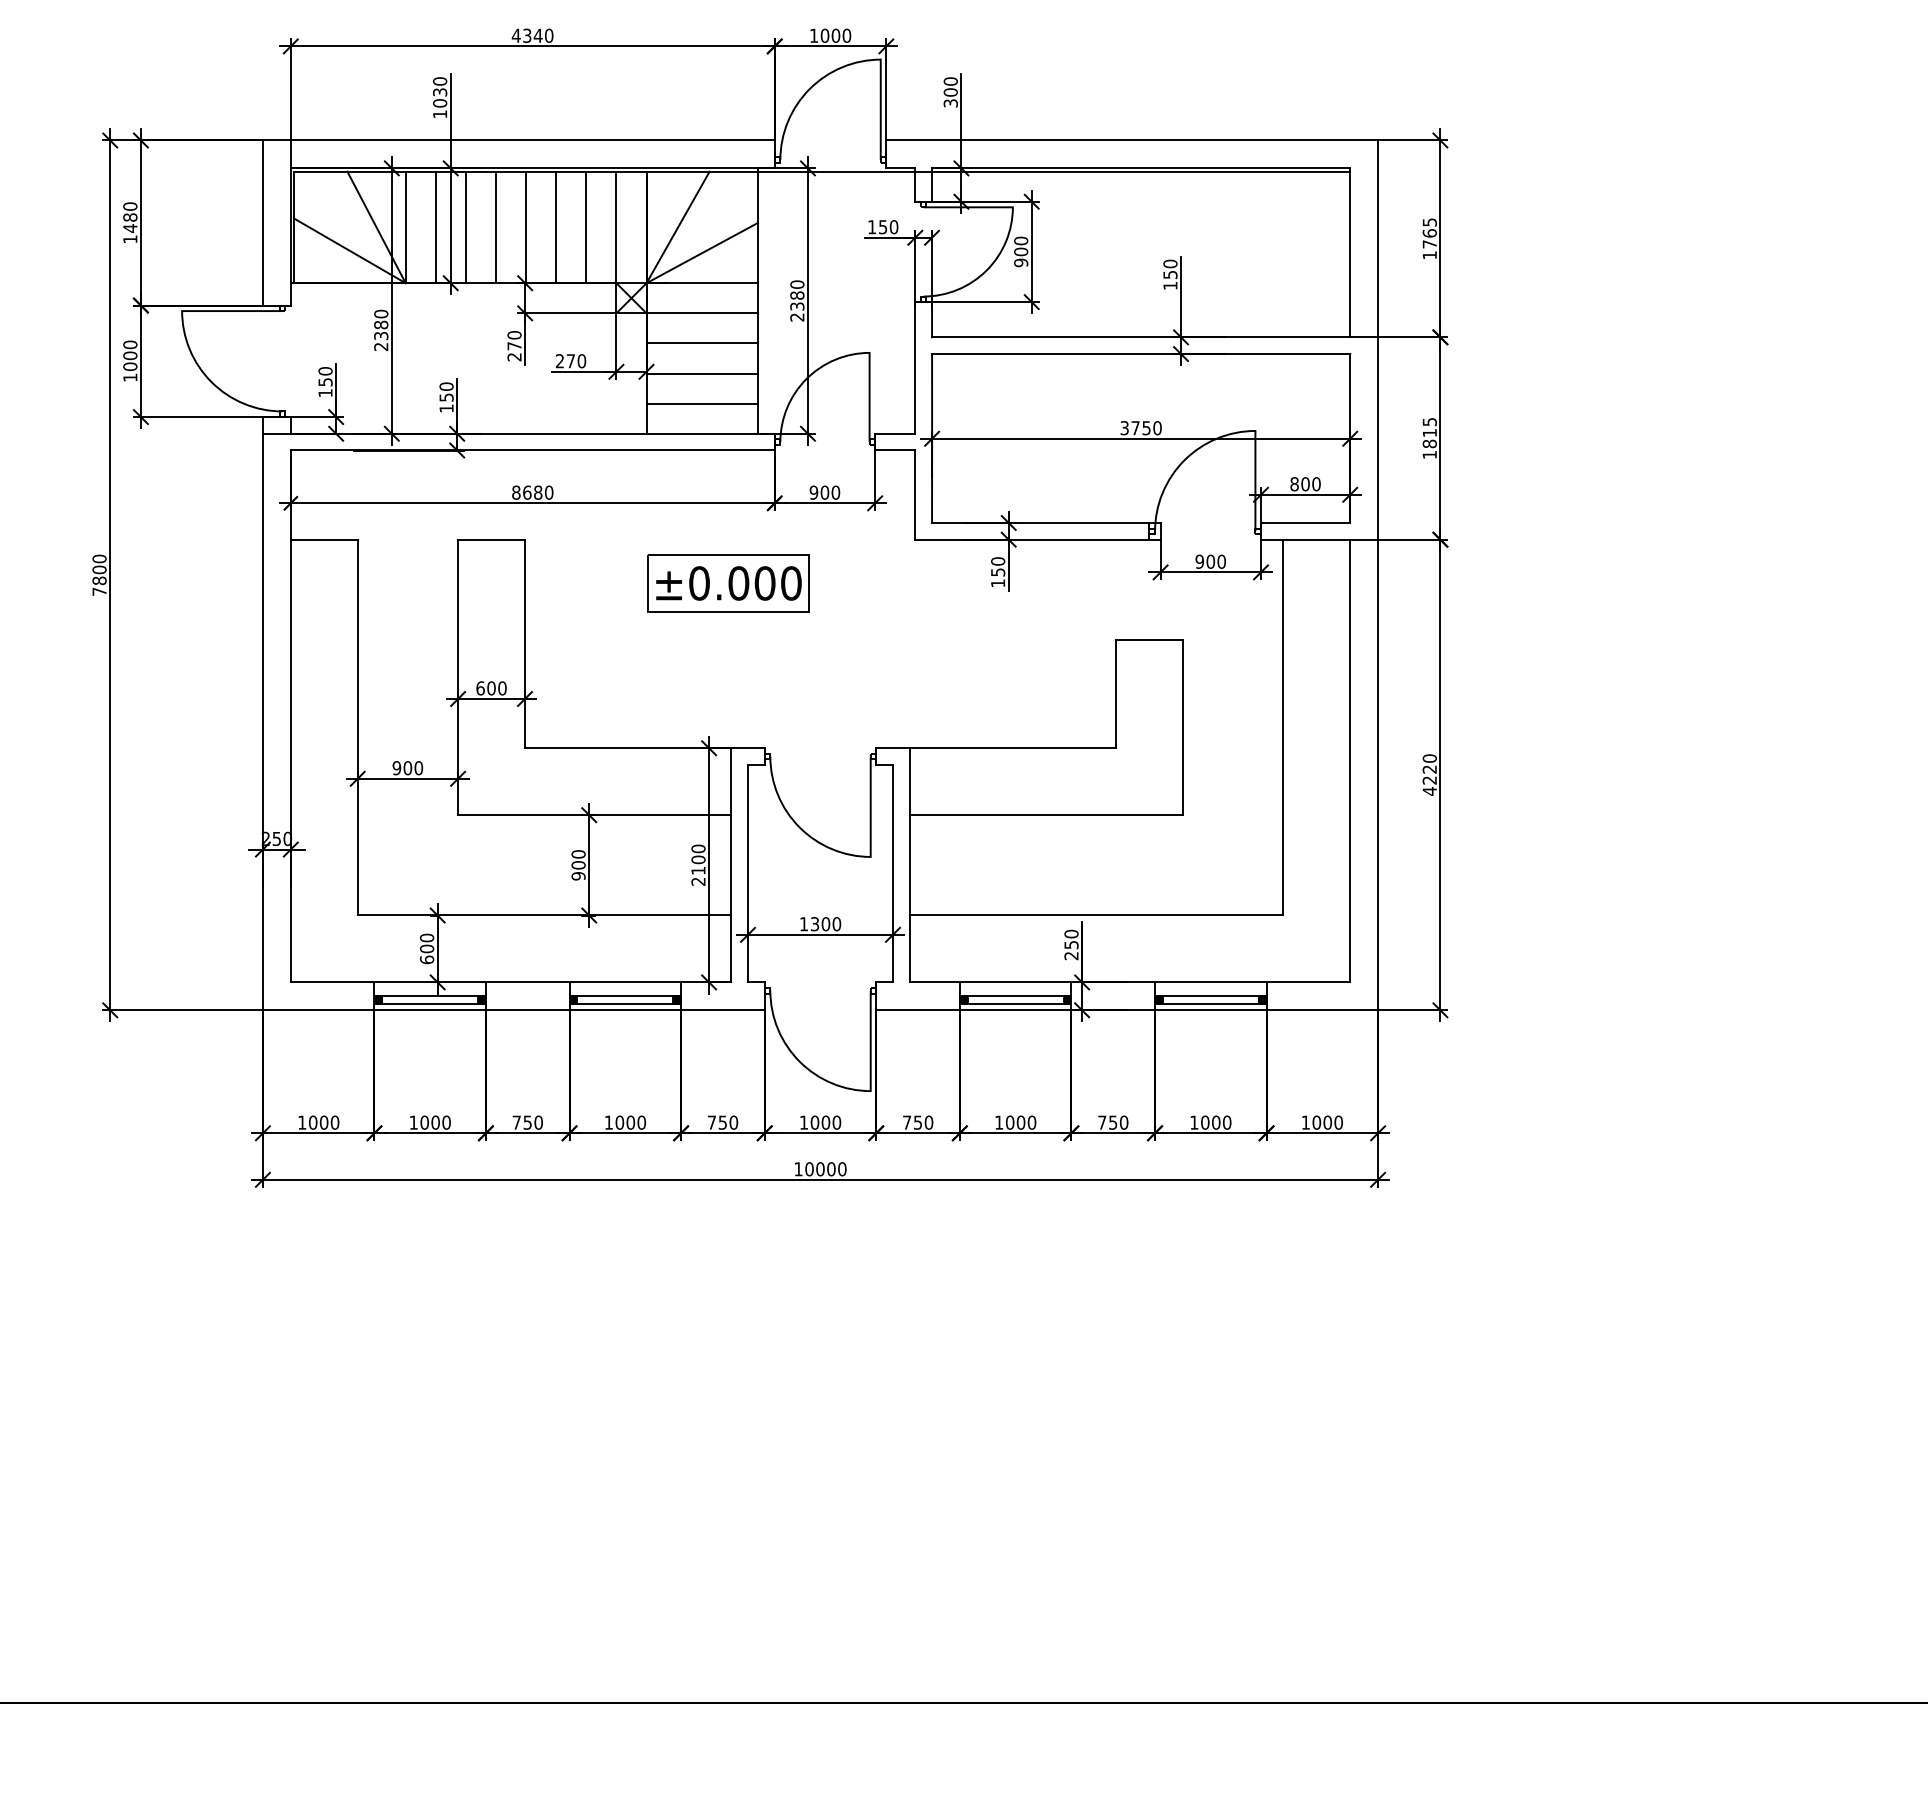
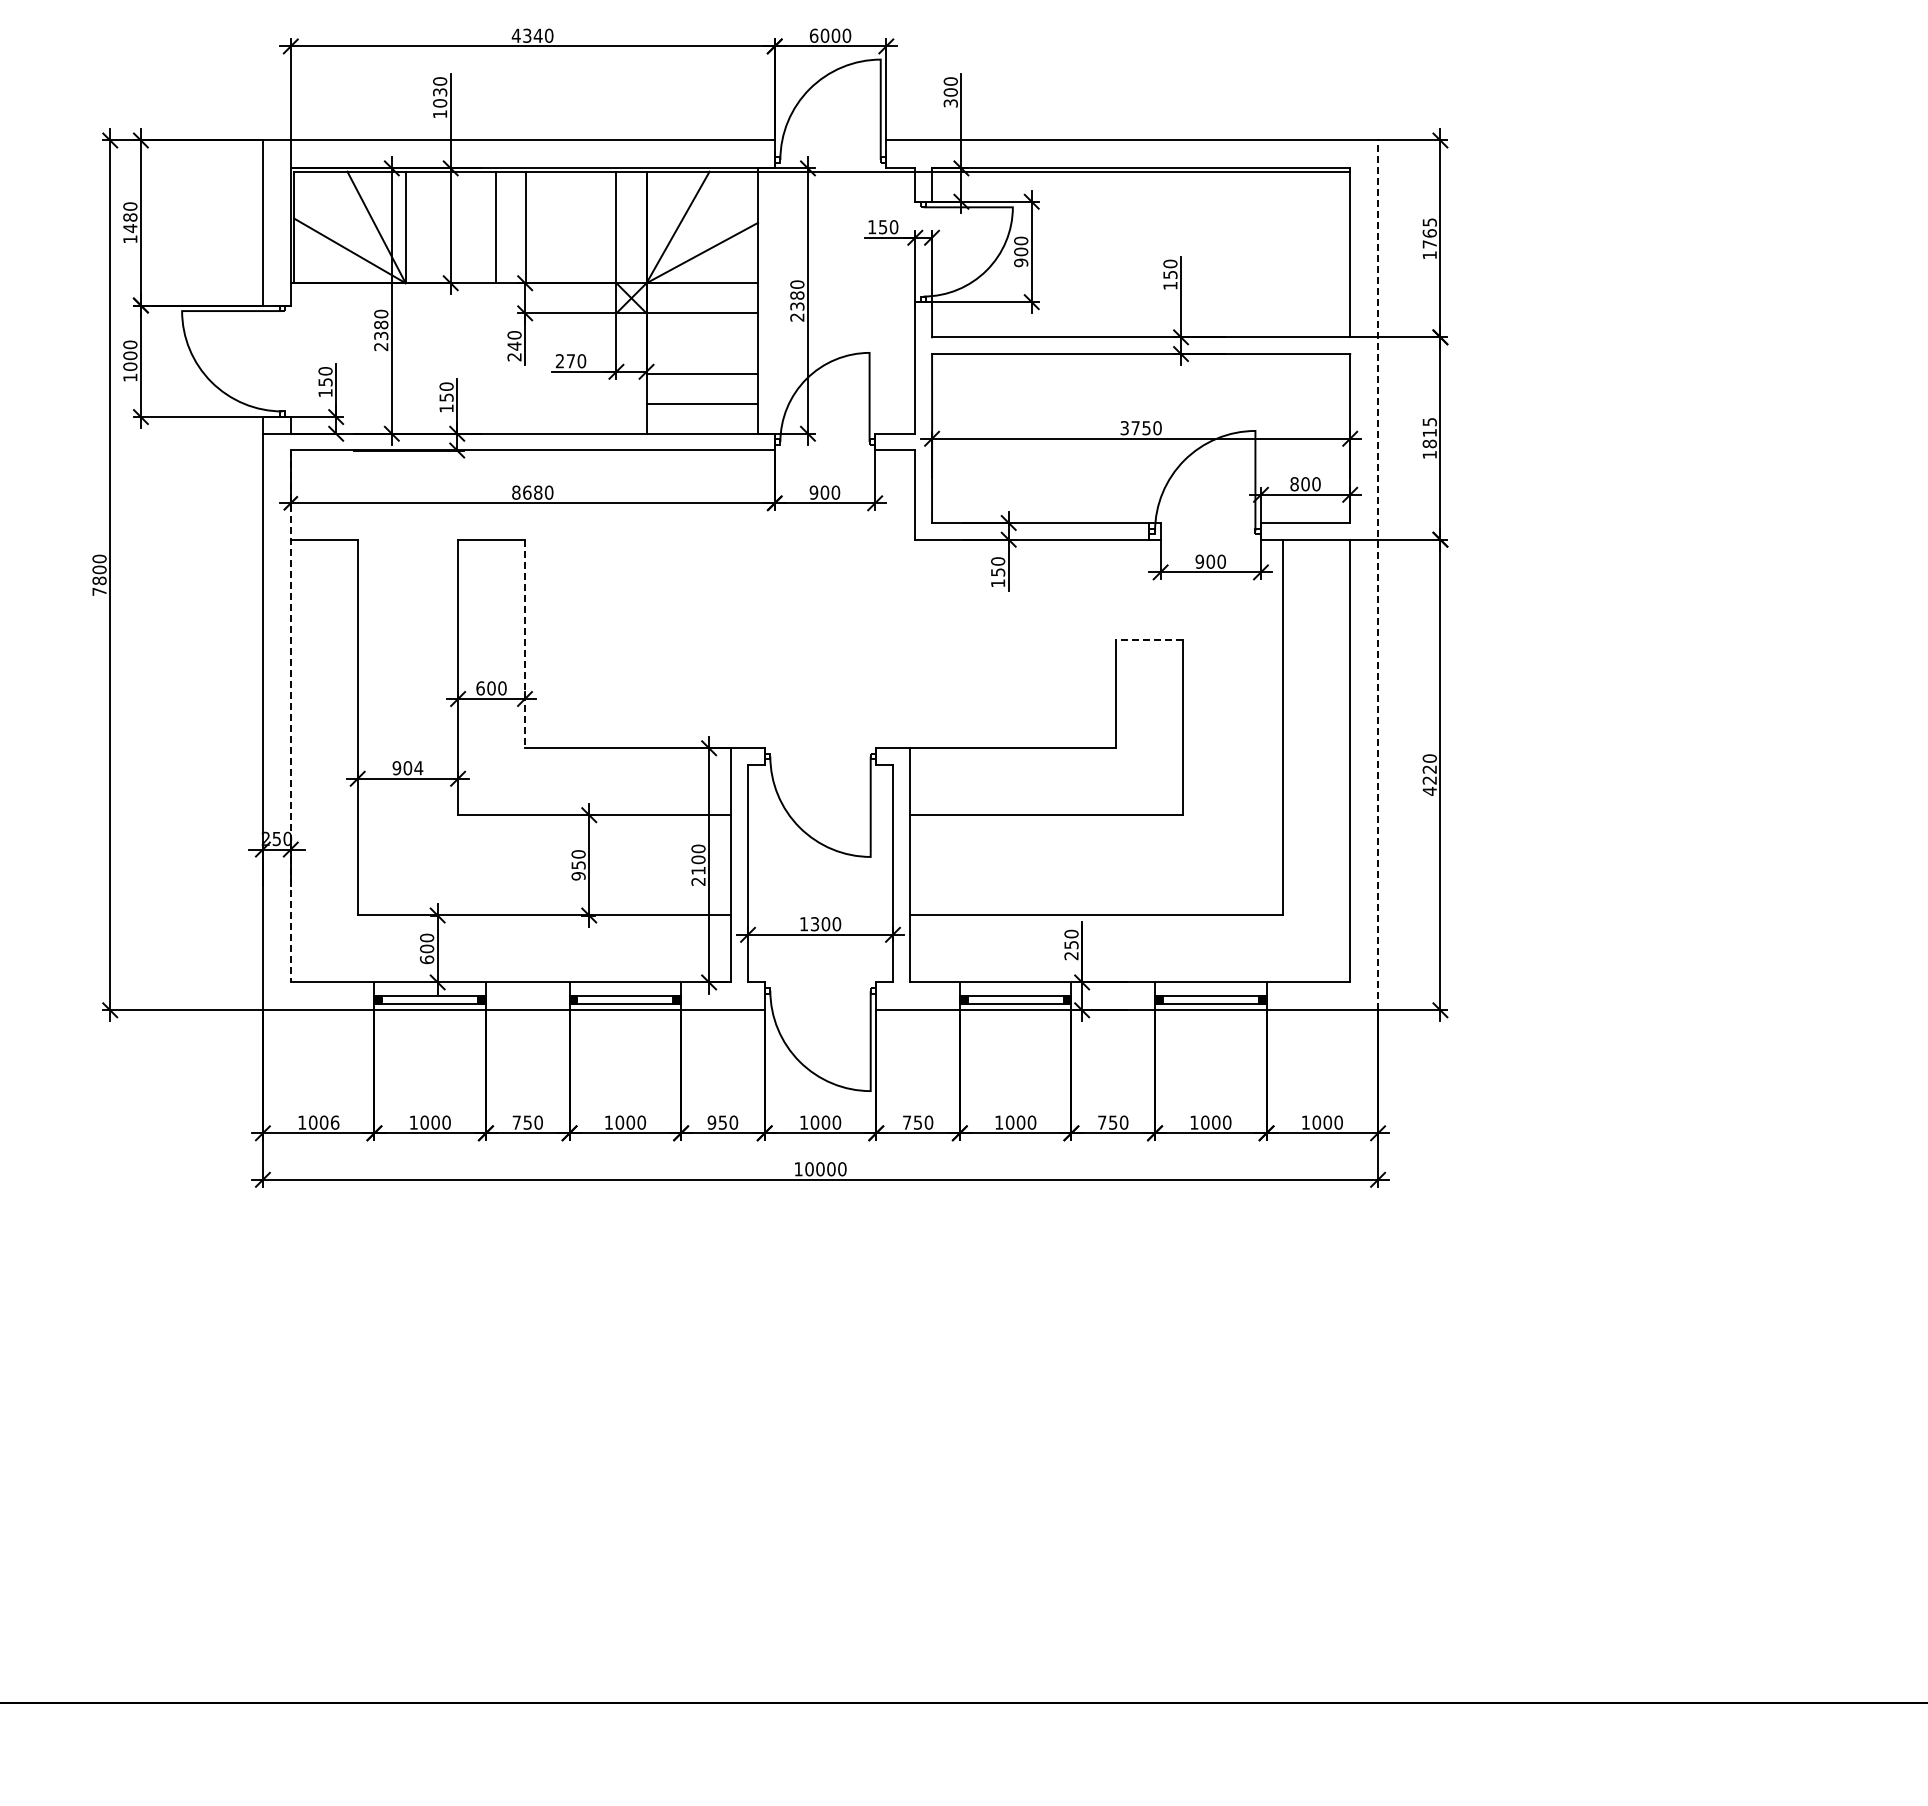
text: 1000 -> 6000 (813, 35)
line: present -> none (435, 227)
line: present -> none (465, 227)
line: present -> none (556, 227)
line: present -> none (586, 227)
line: present -> none (702, 343)
text: 270 -> 240 (514, 345)
line: solid -> dashed (1378, 575)
part: present -> none (728, 583)
line: solid -> dashed (1148, 640)
line: solid -> dashed (525, 644)
line: solid -> dashed (290, 716)
text: 900 -> 904 (418, 768)
text: 900 -> 950 (578, 865)
text: 1000 -> 1006 (335, 1122)
text: 750 -> 950 (711, 1122)
